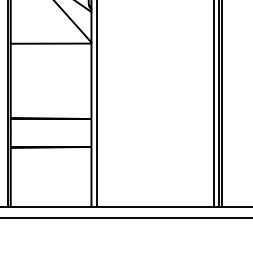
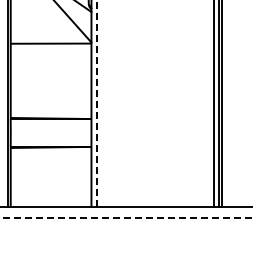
line: solid -> dashed (97, 103)
line: solid -> dashed (126, 217)
